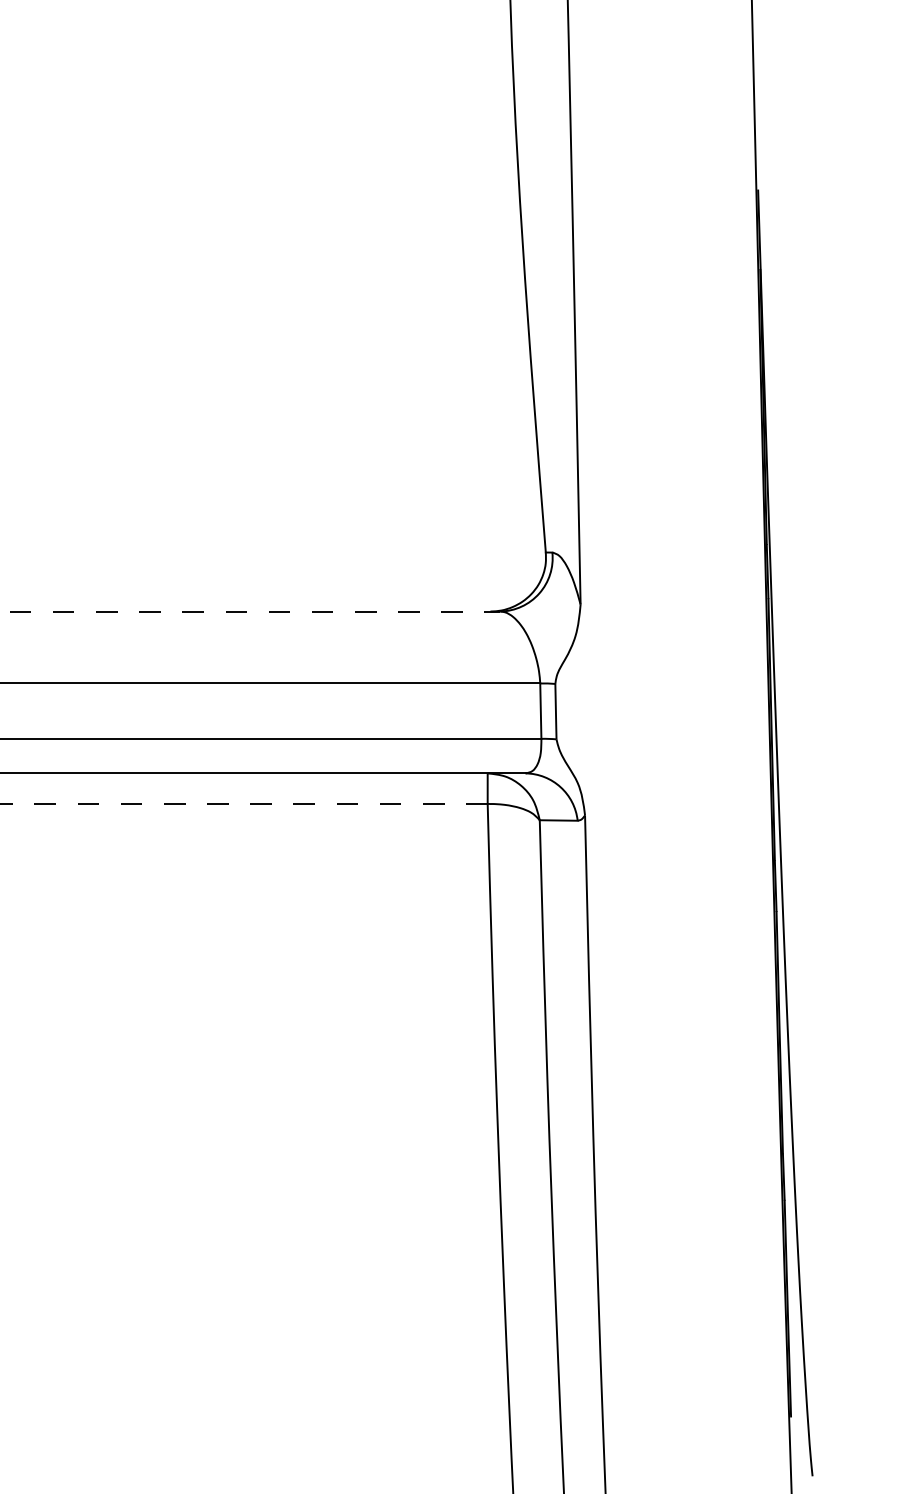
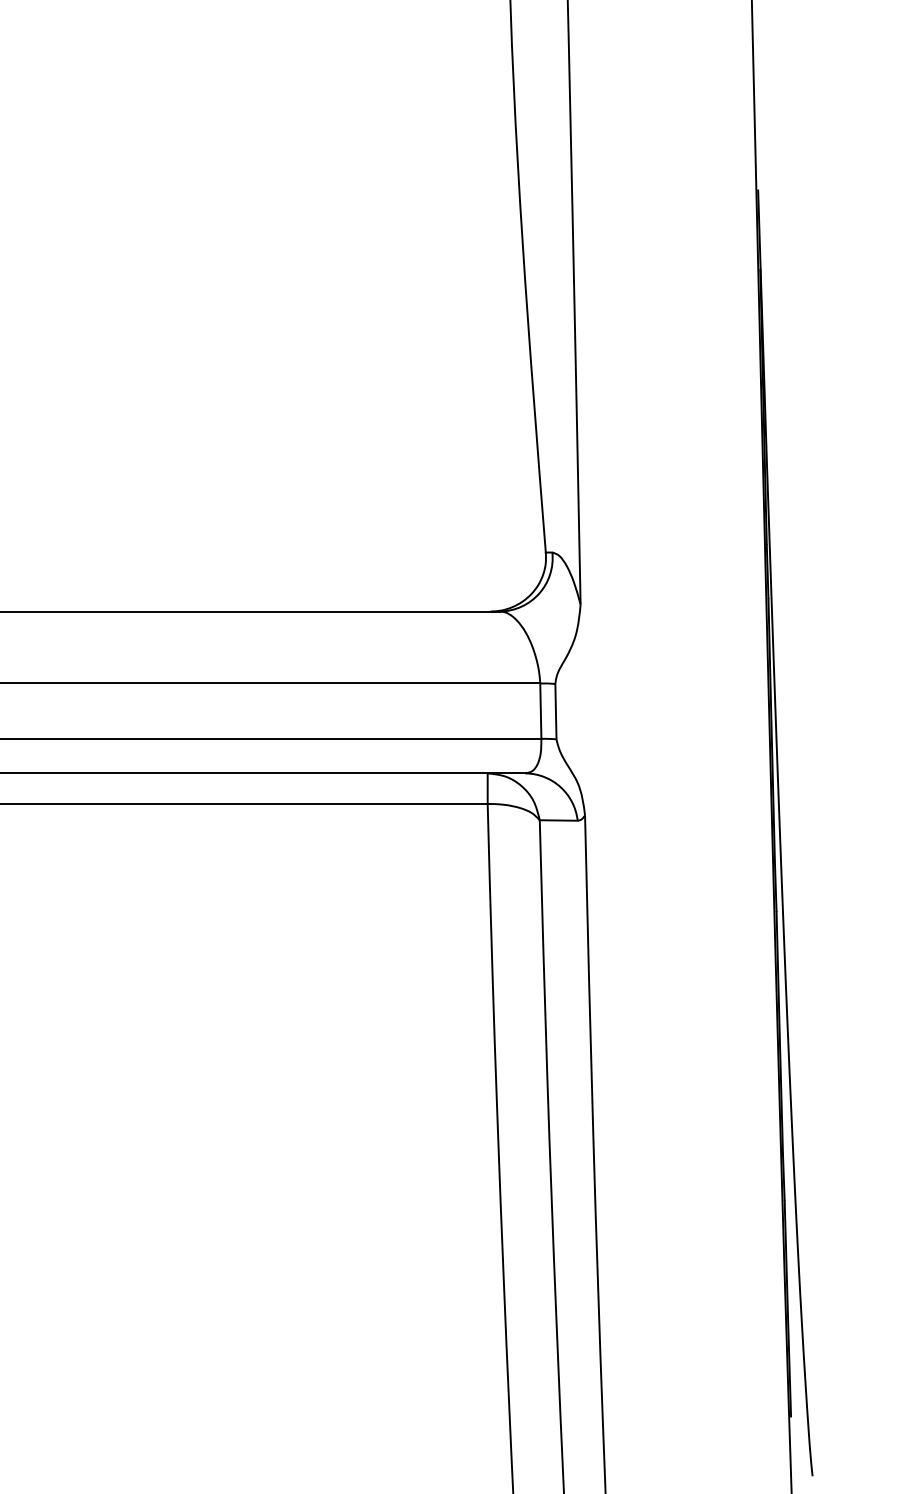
line: dashed -> solid (250, 611)
line: dashed -> solid (243, 804)
